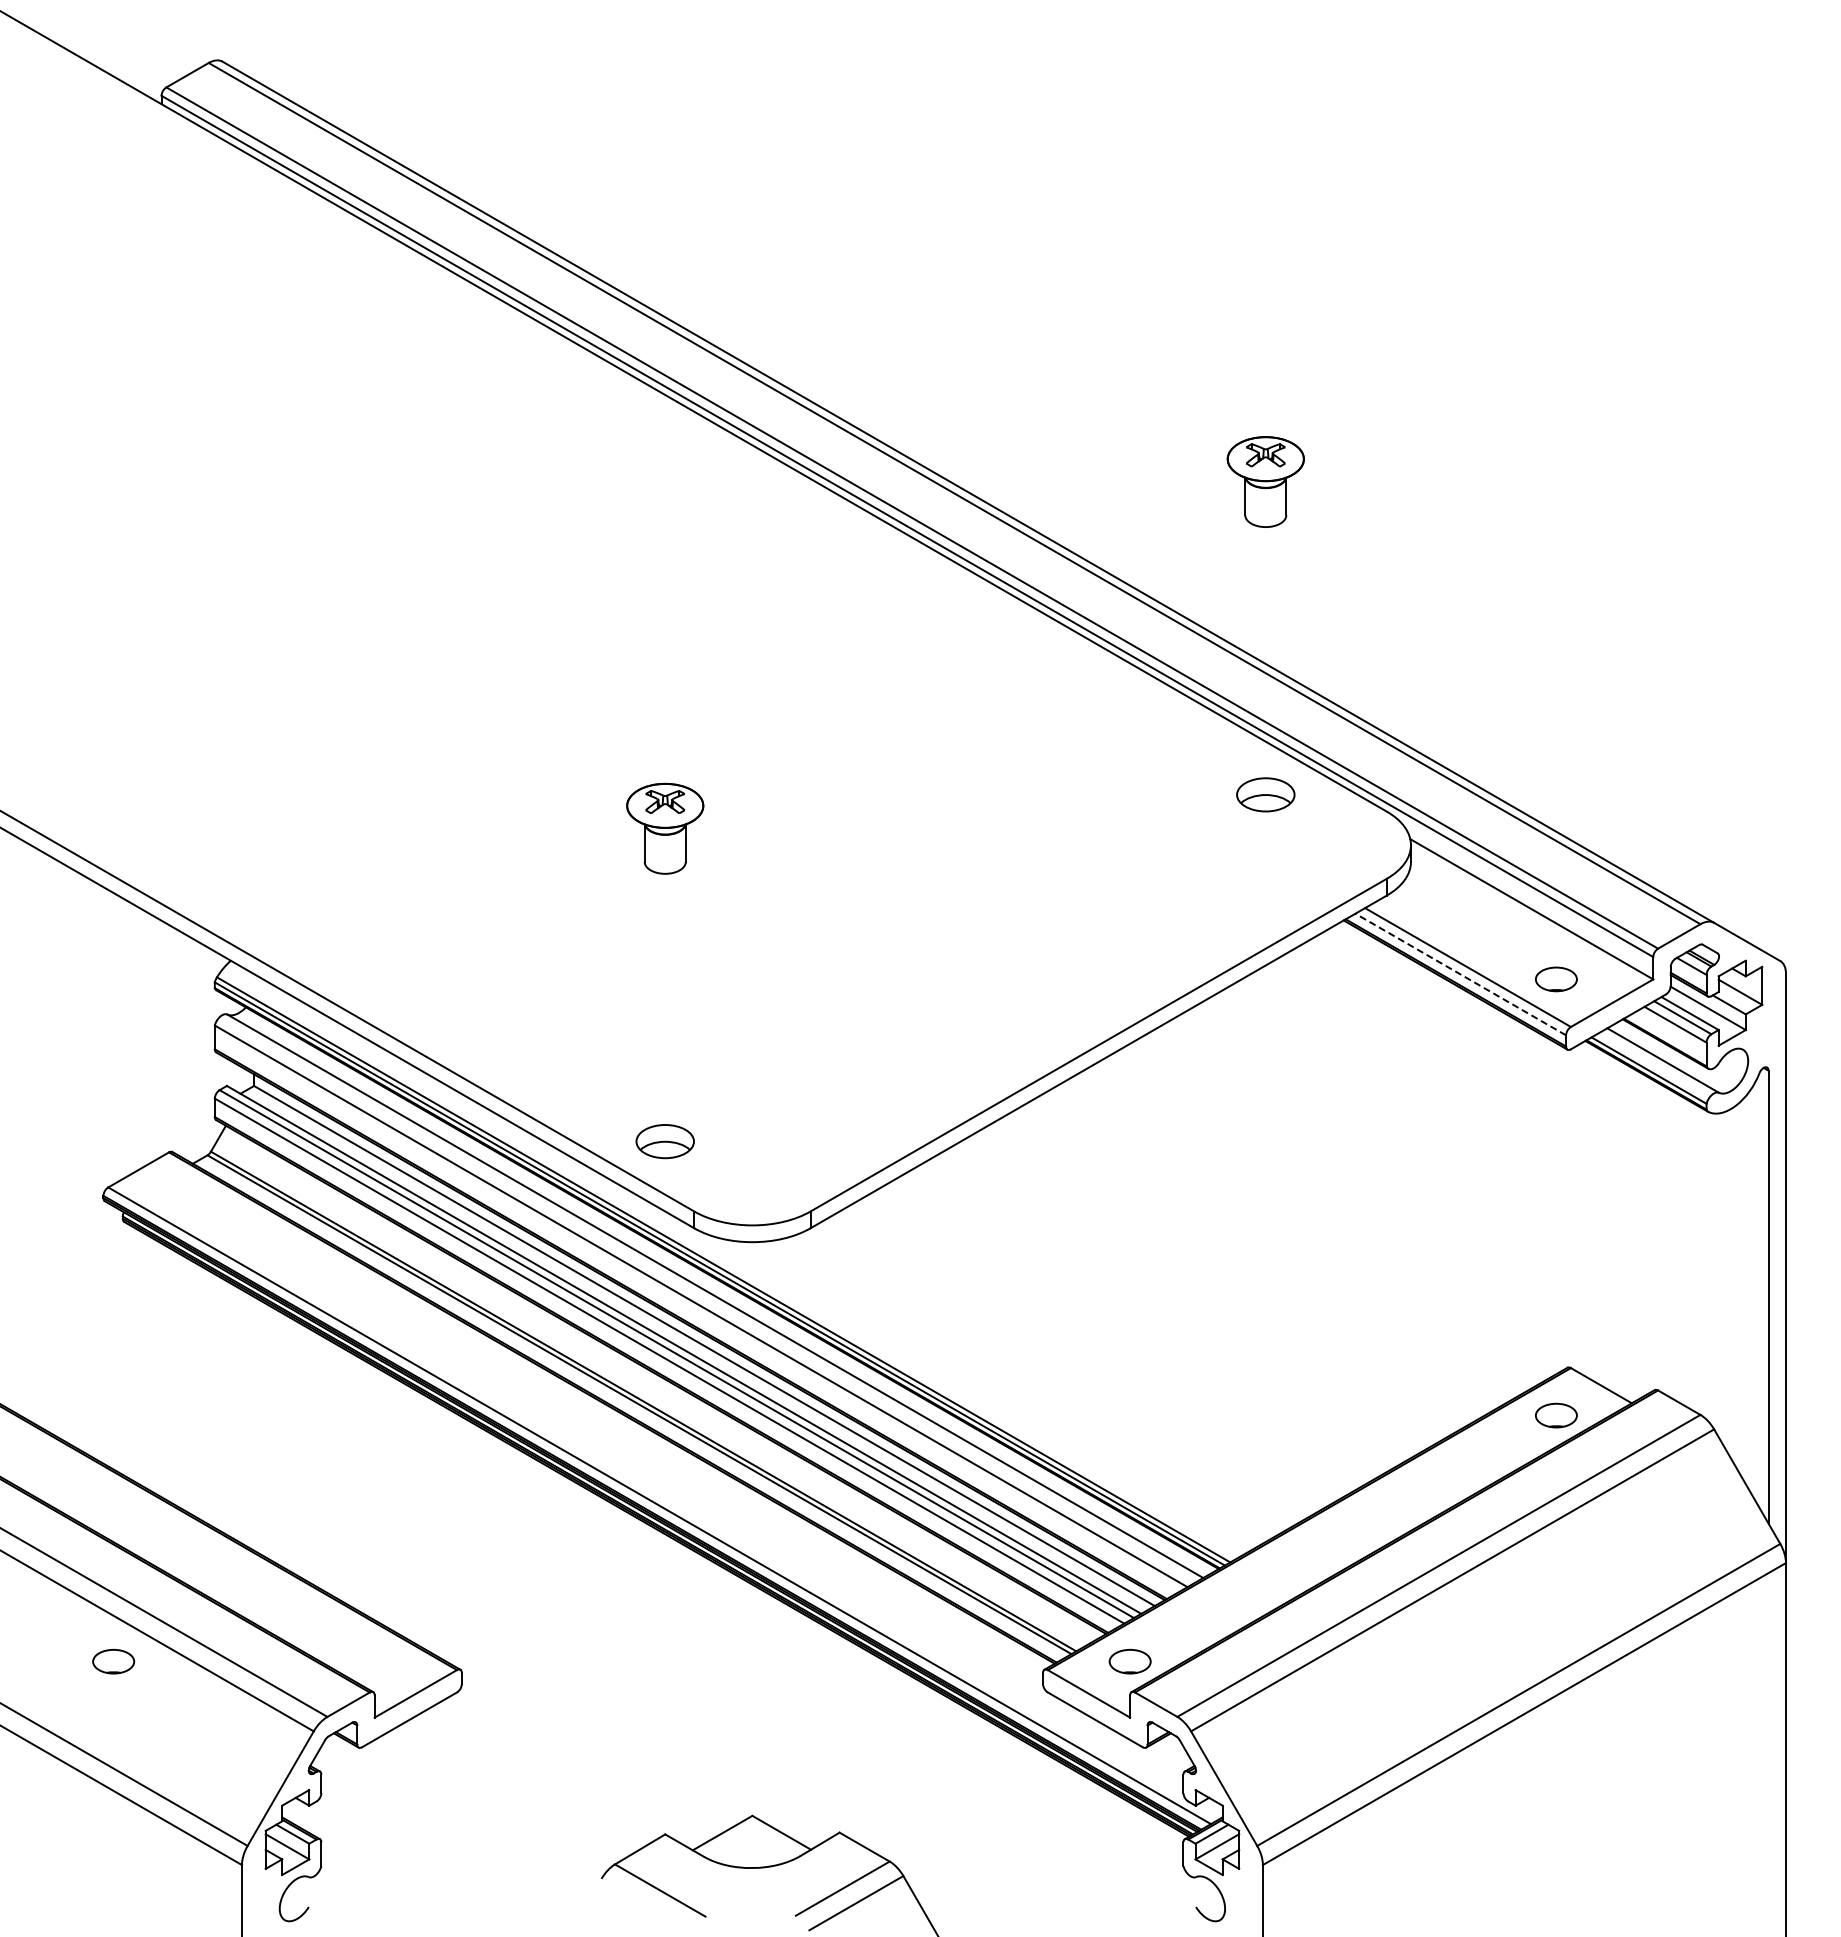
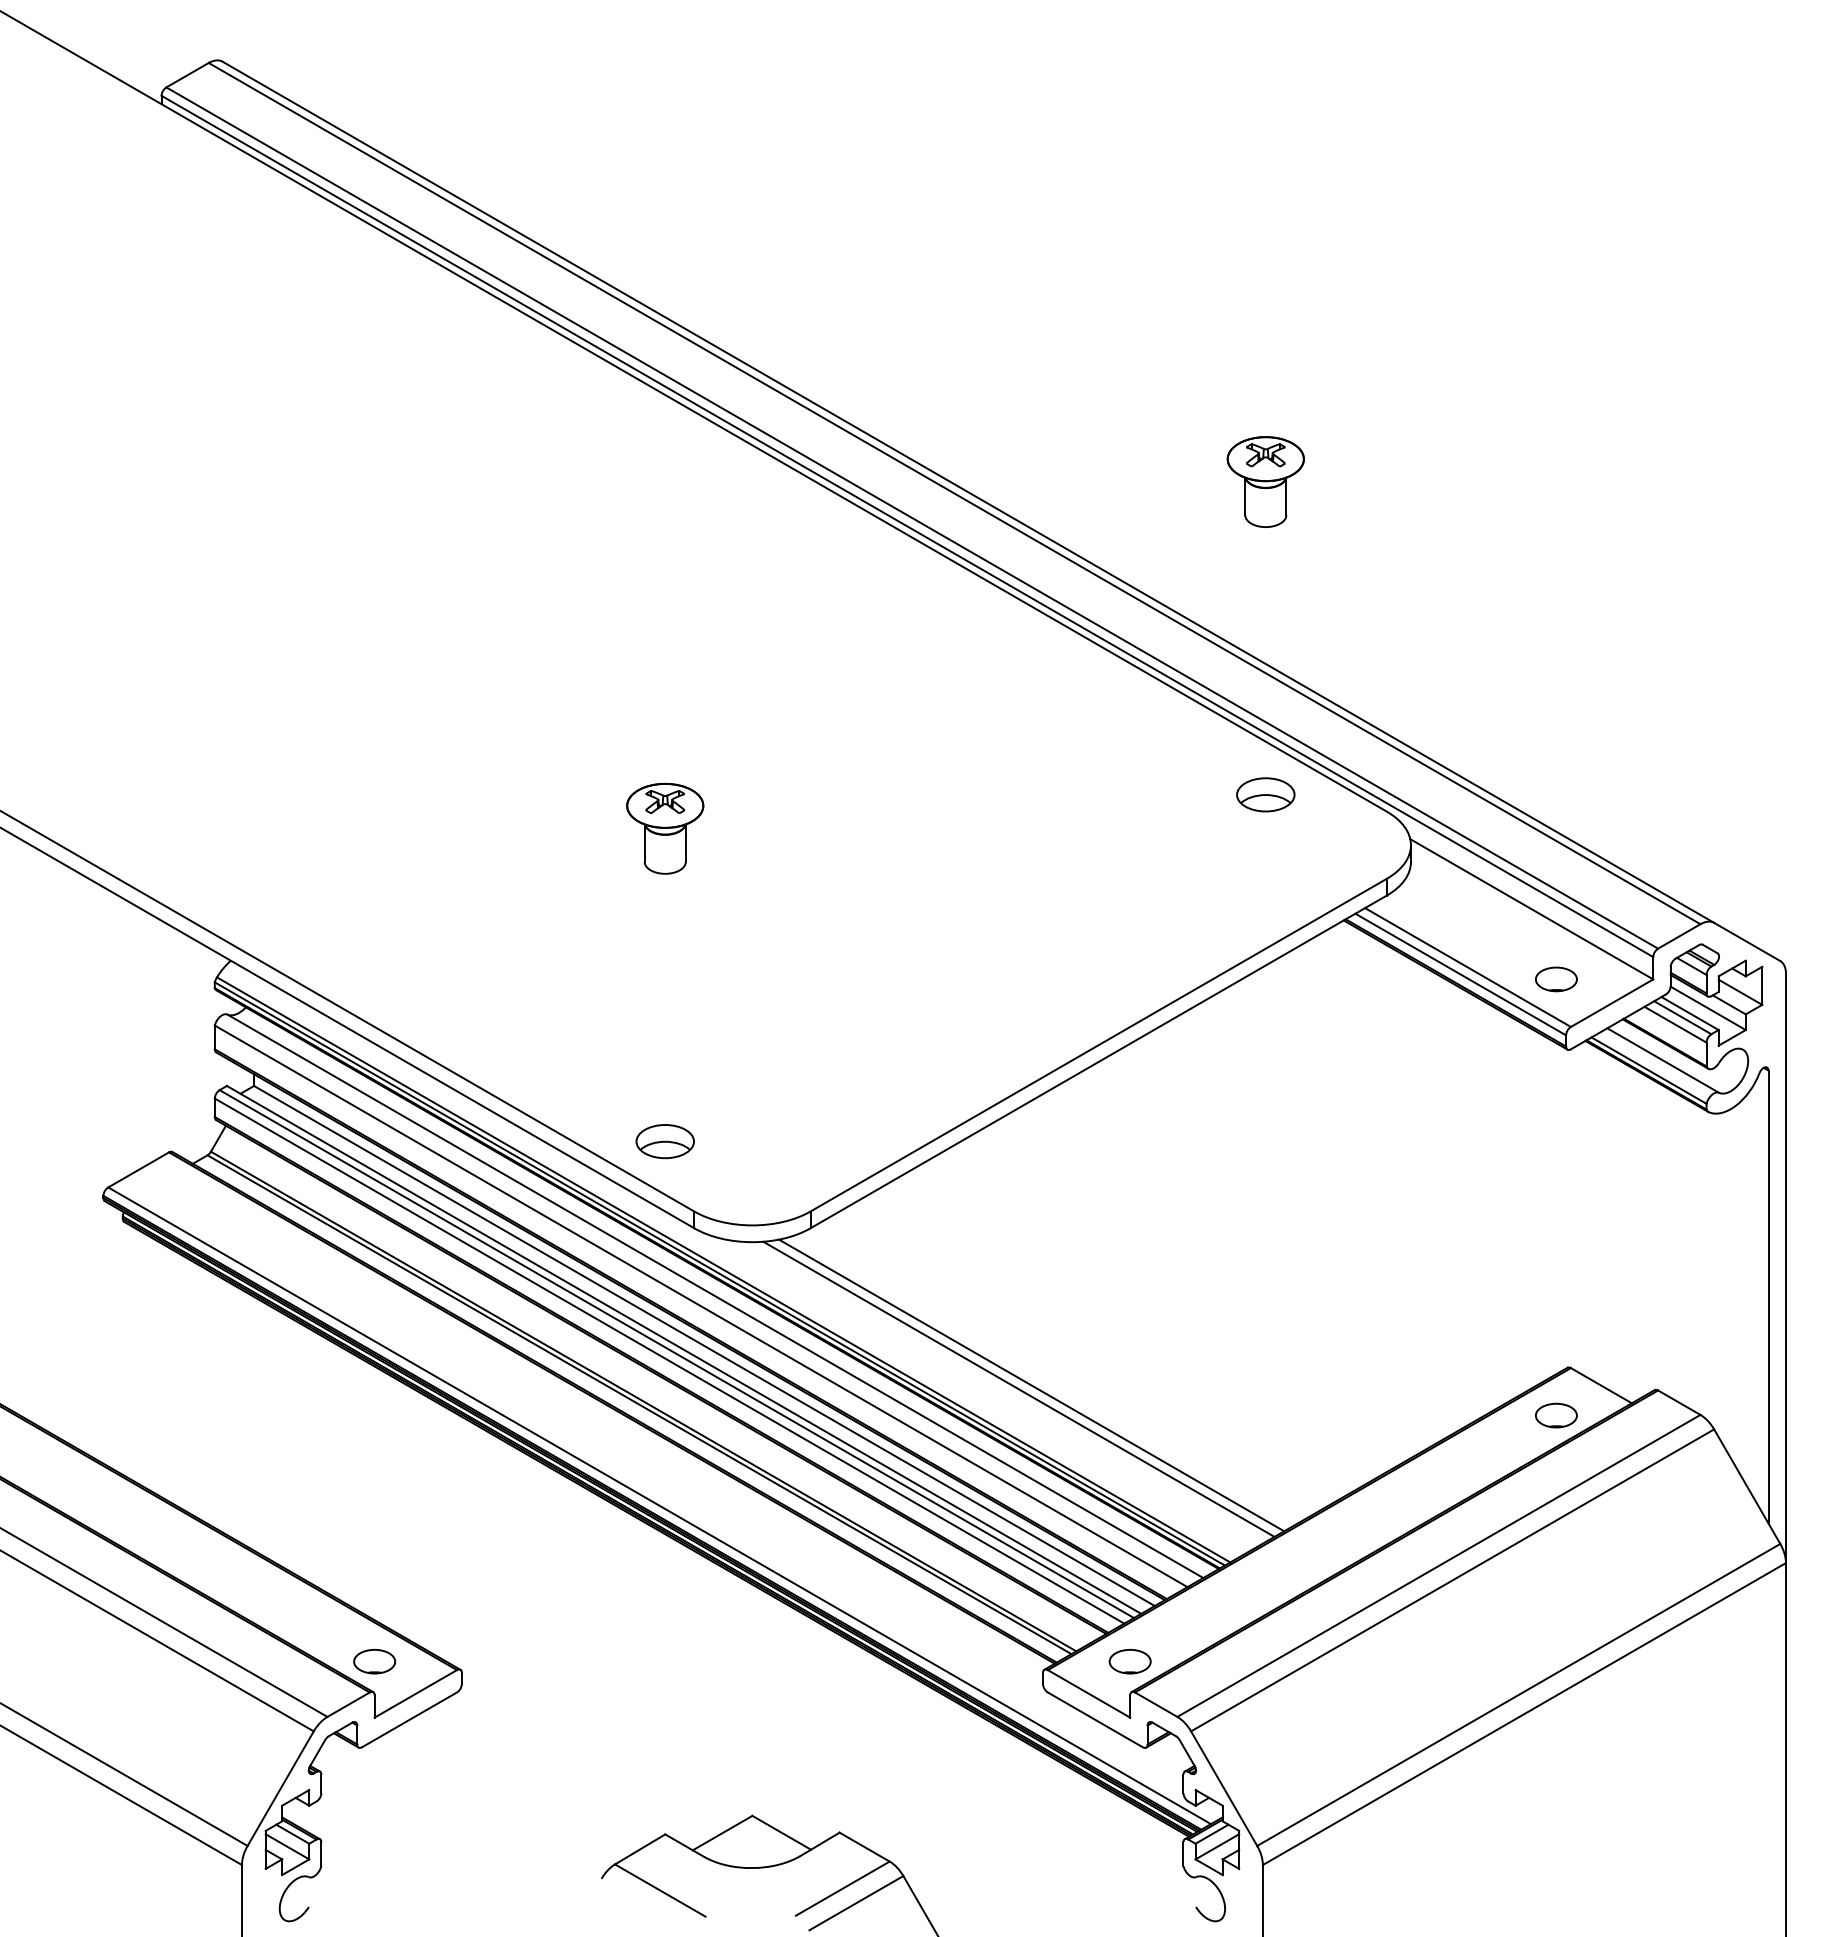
line: dashed -> solid (1460, 974)
line: none -> present (1031, 1385)
line: none -> present (1018, 1388)
part position: (113, 1661) -> (374, 1661) (374, 1661)
